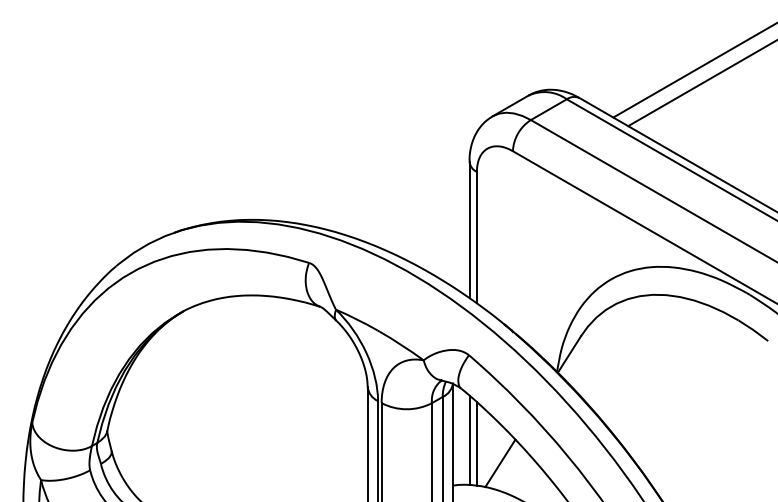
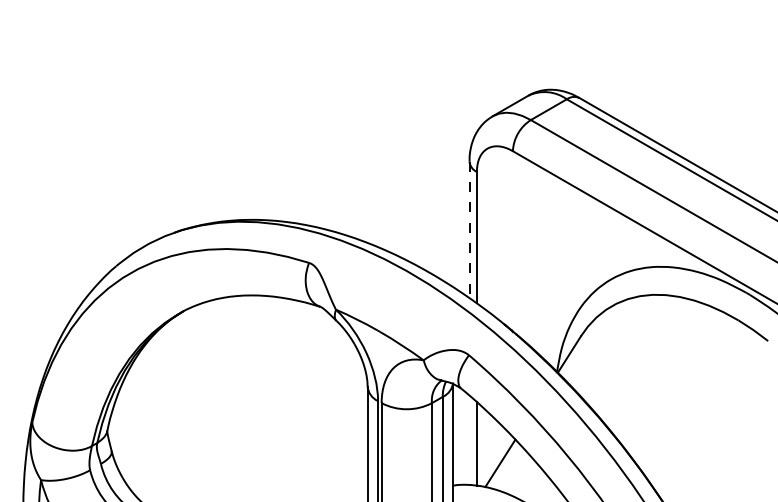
line: present -> none (693, 70)
line: present -> none (701, 83)
line: solid -> dashed (469, 230)
line: present -> none (469, 440)
